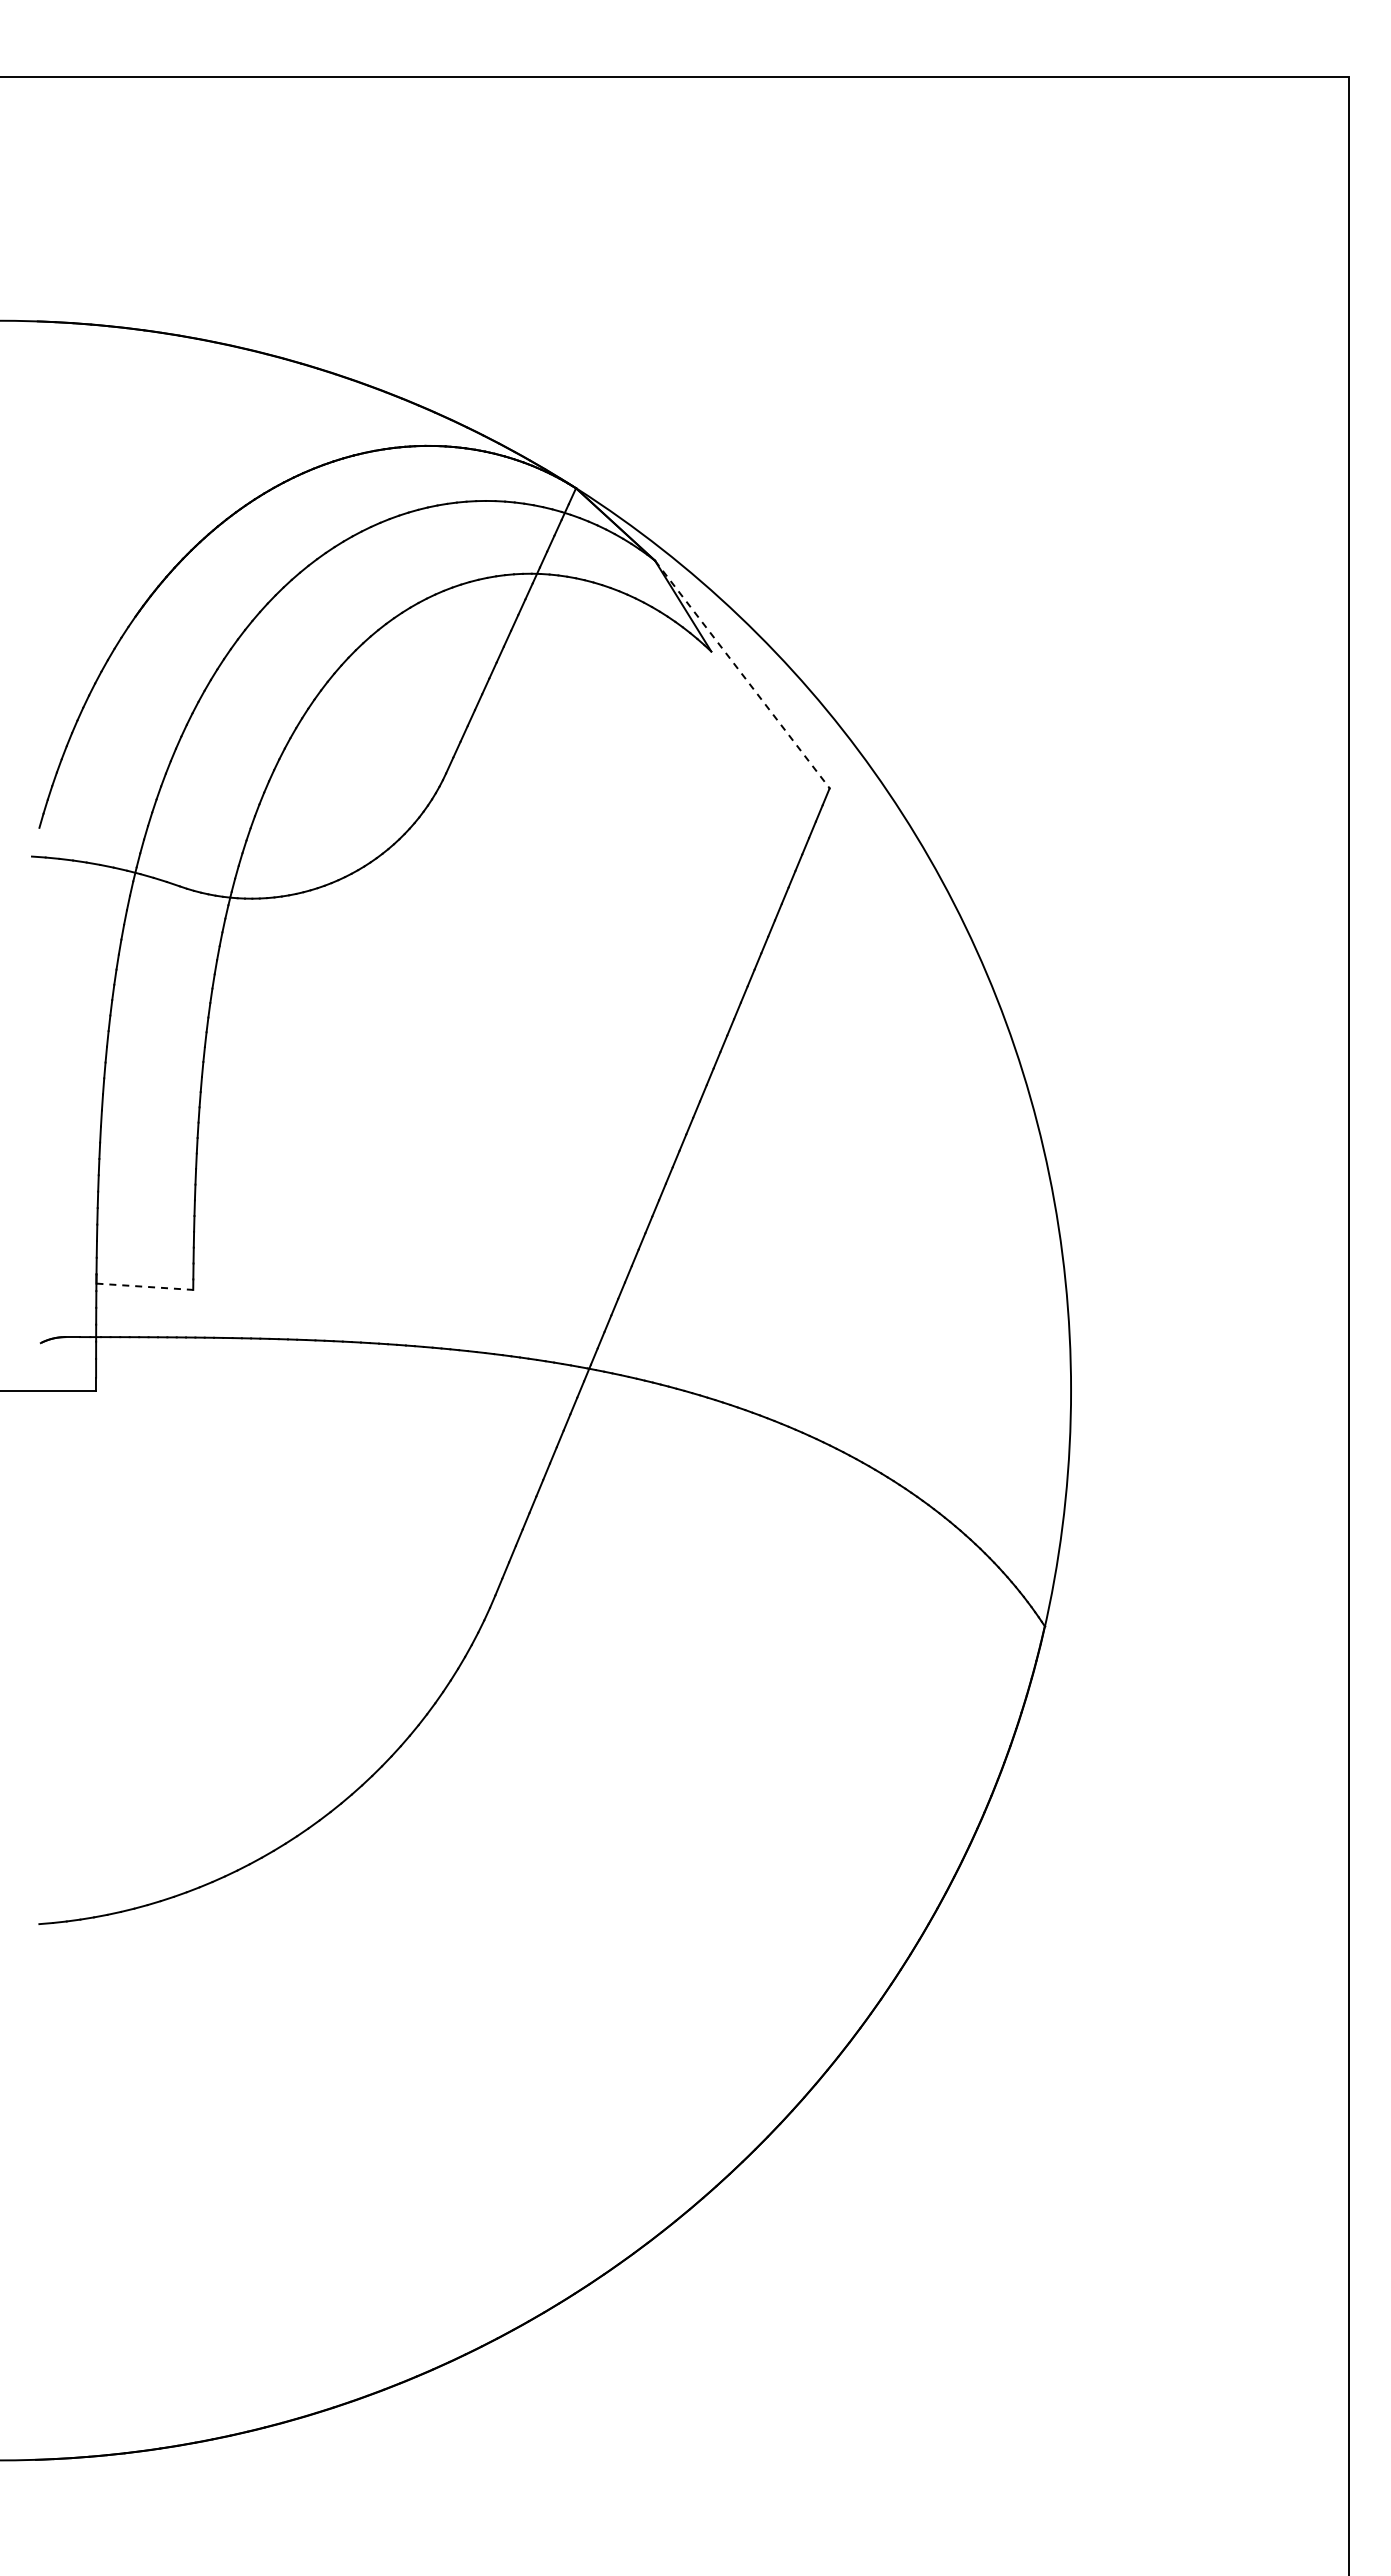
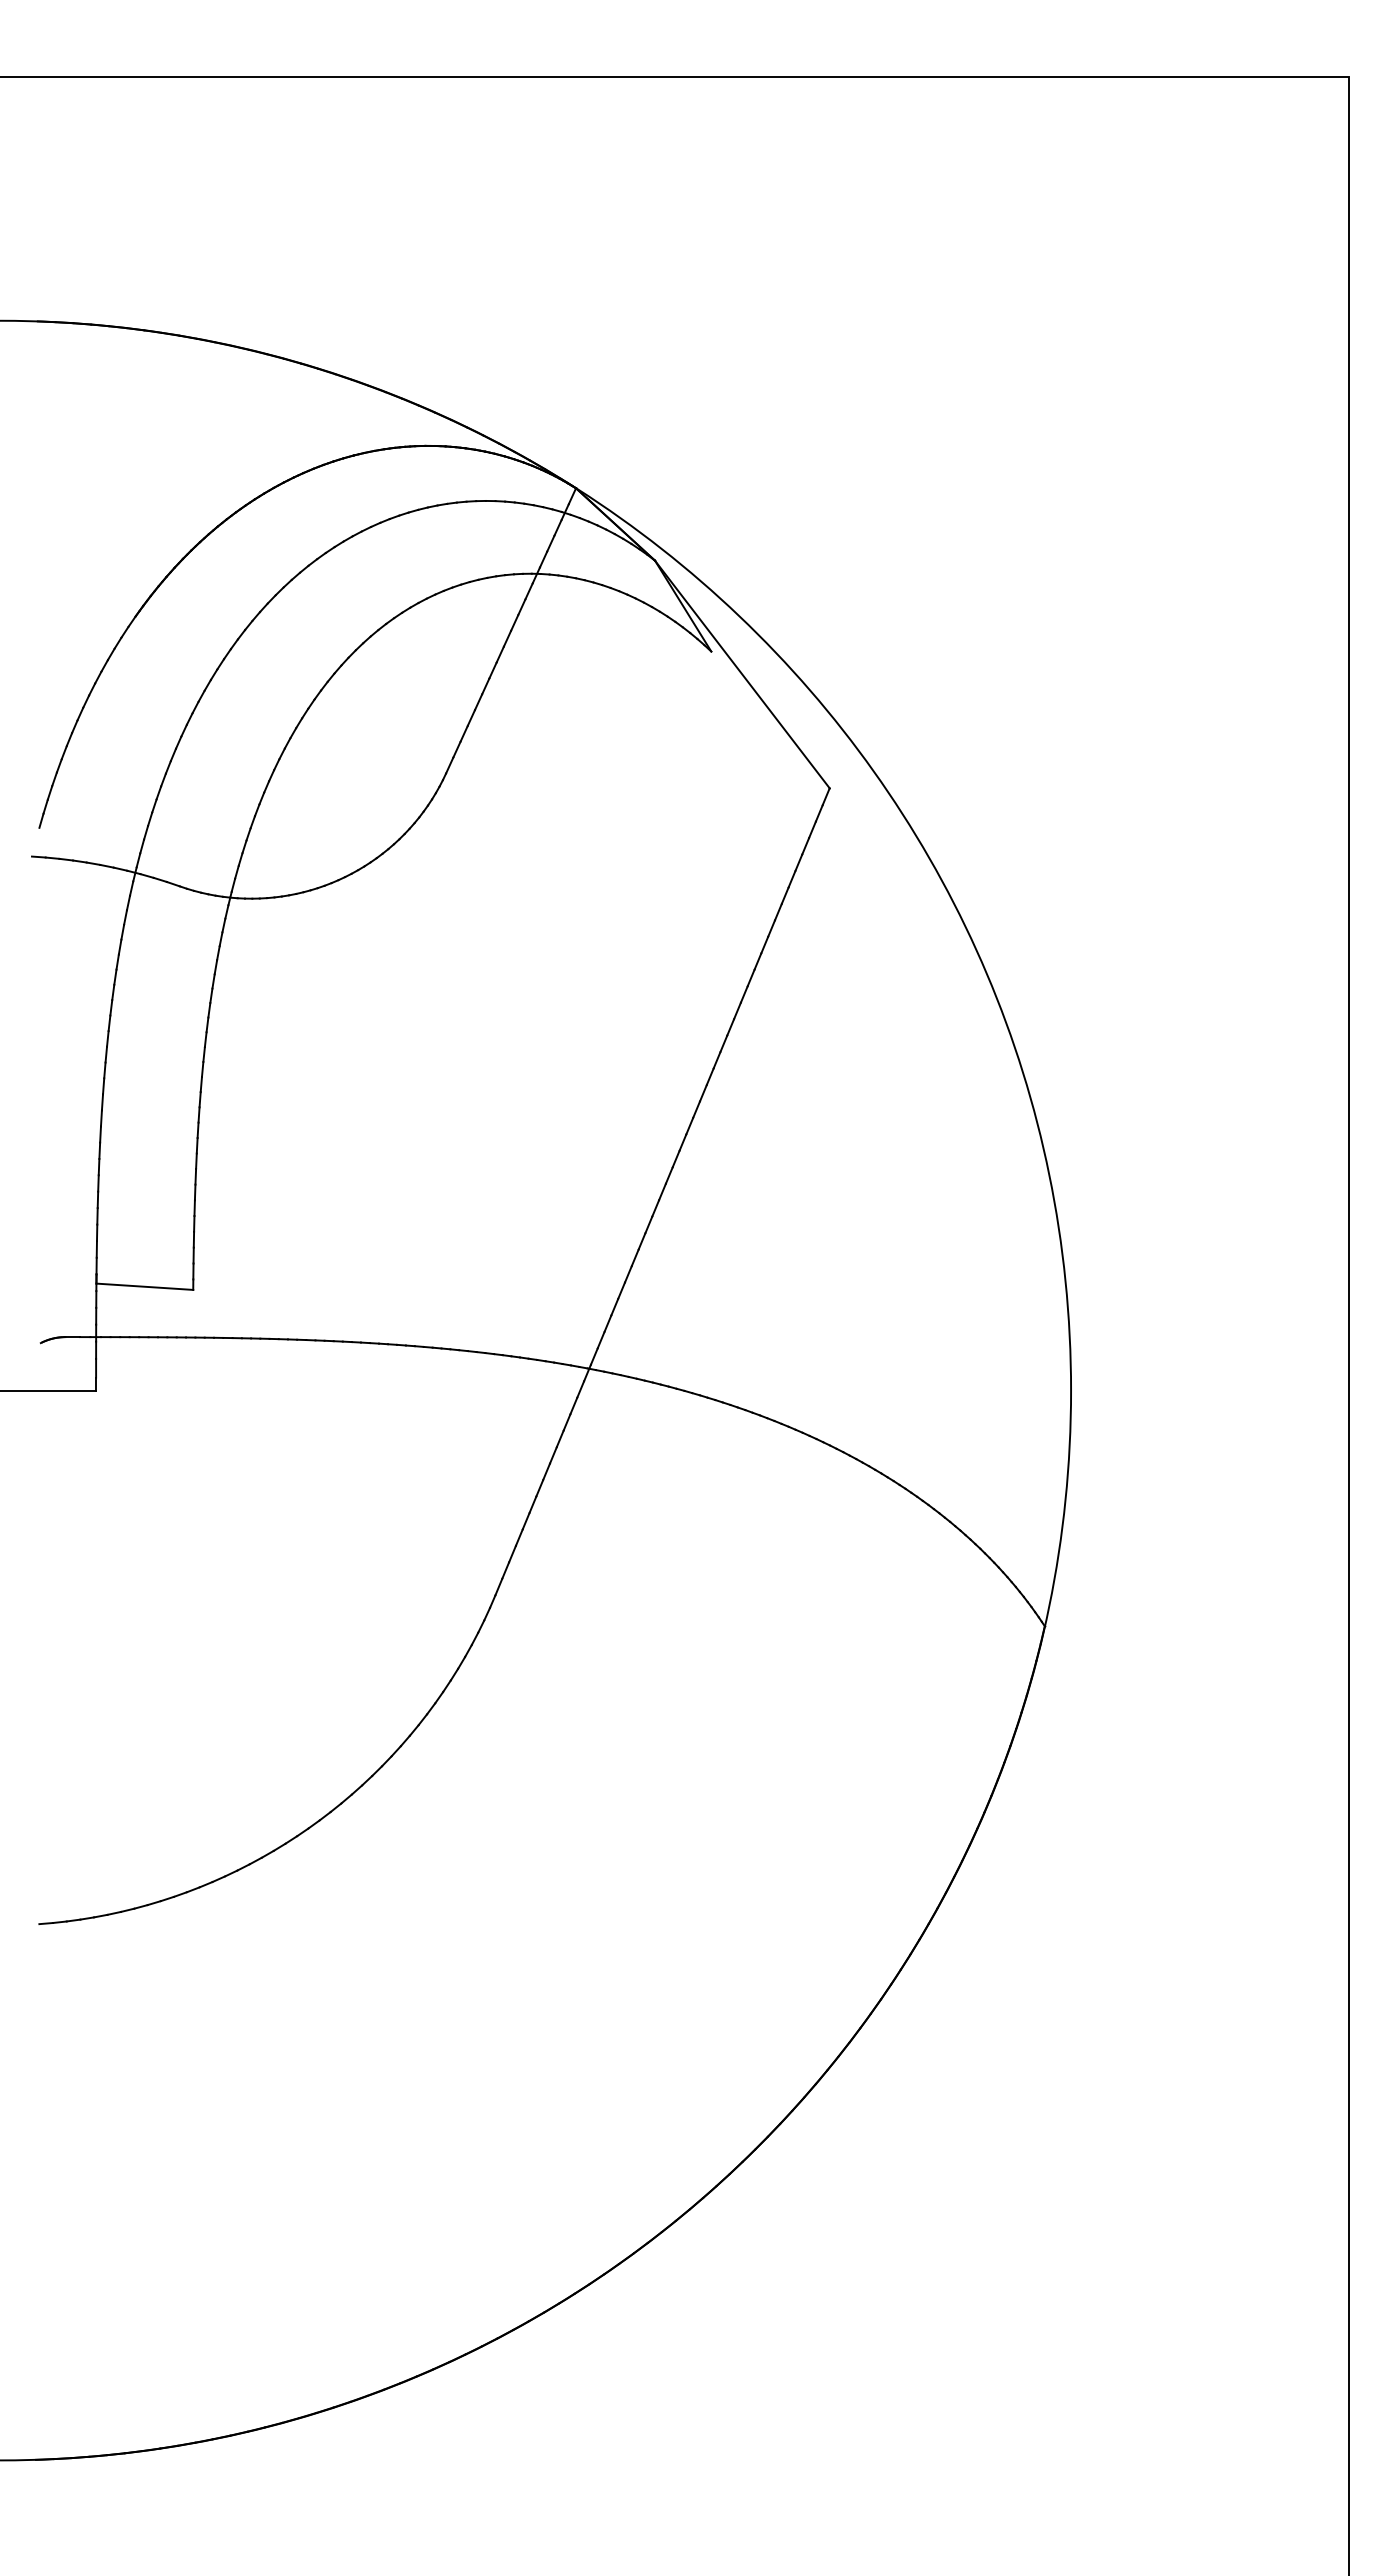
line: dashed -> solid (742, 674)
line: dashed -> solid (144, 1286)
